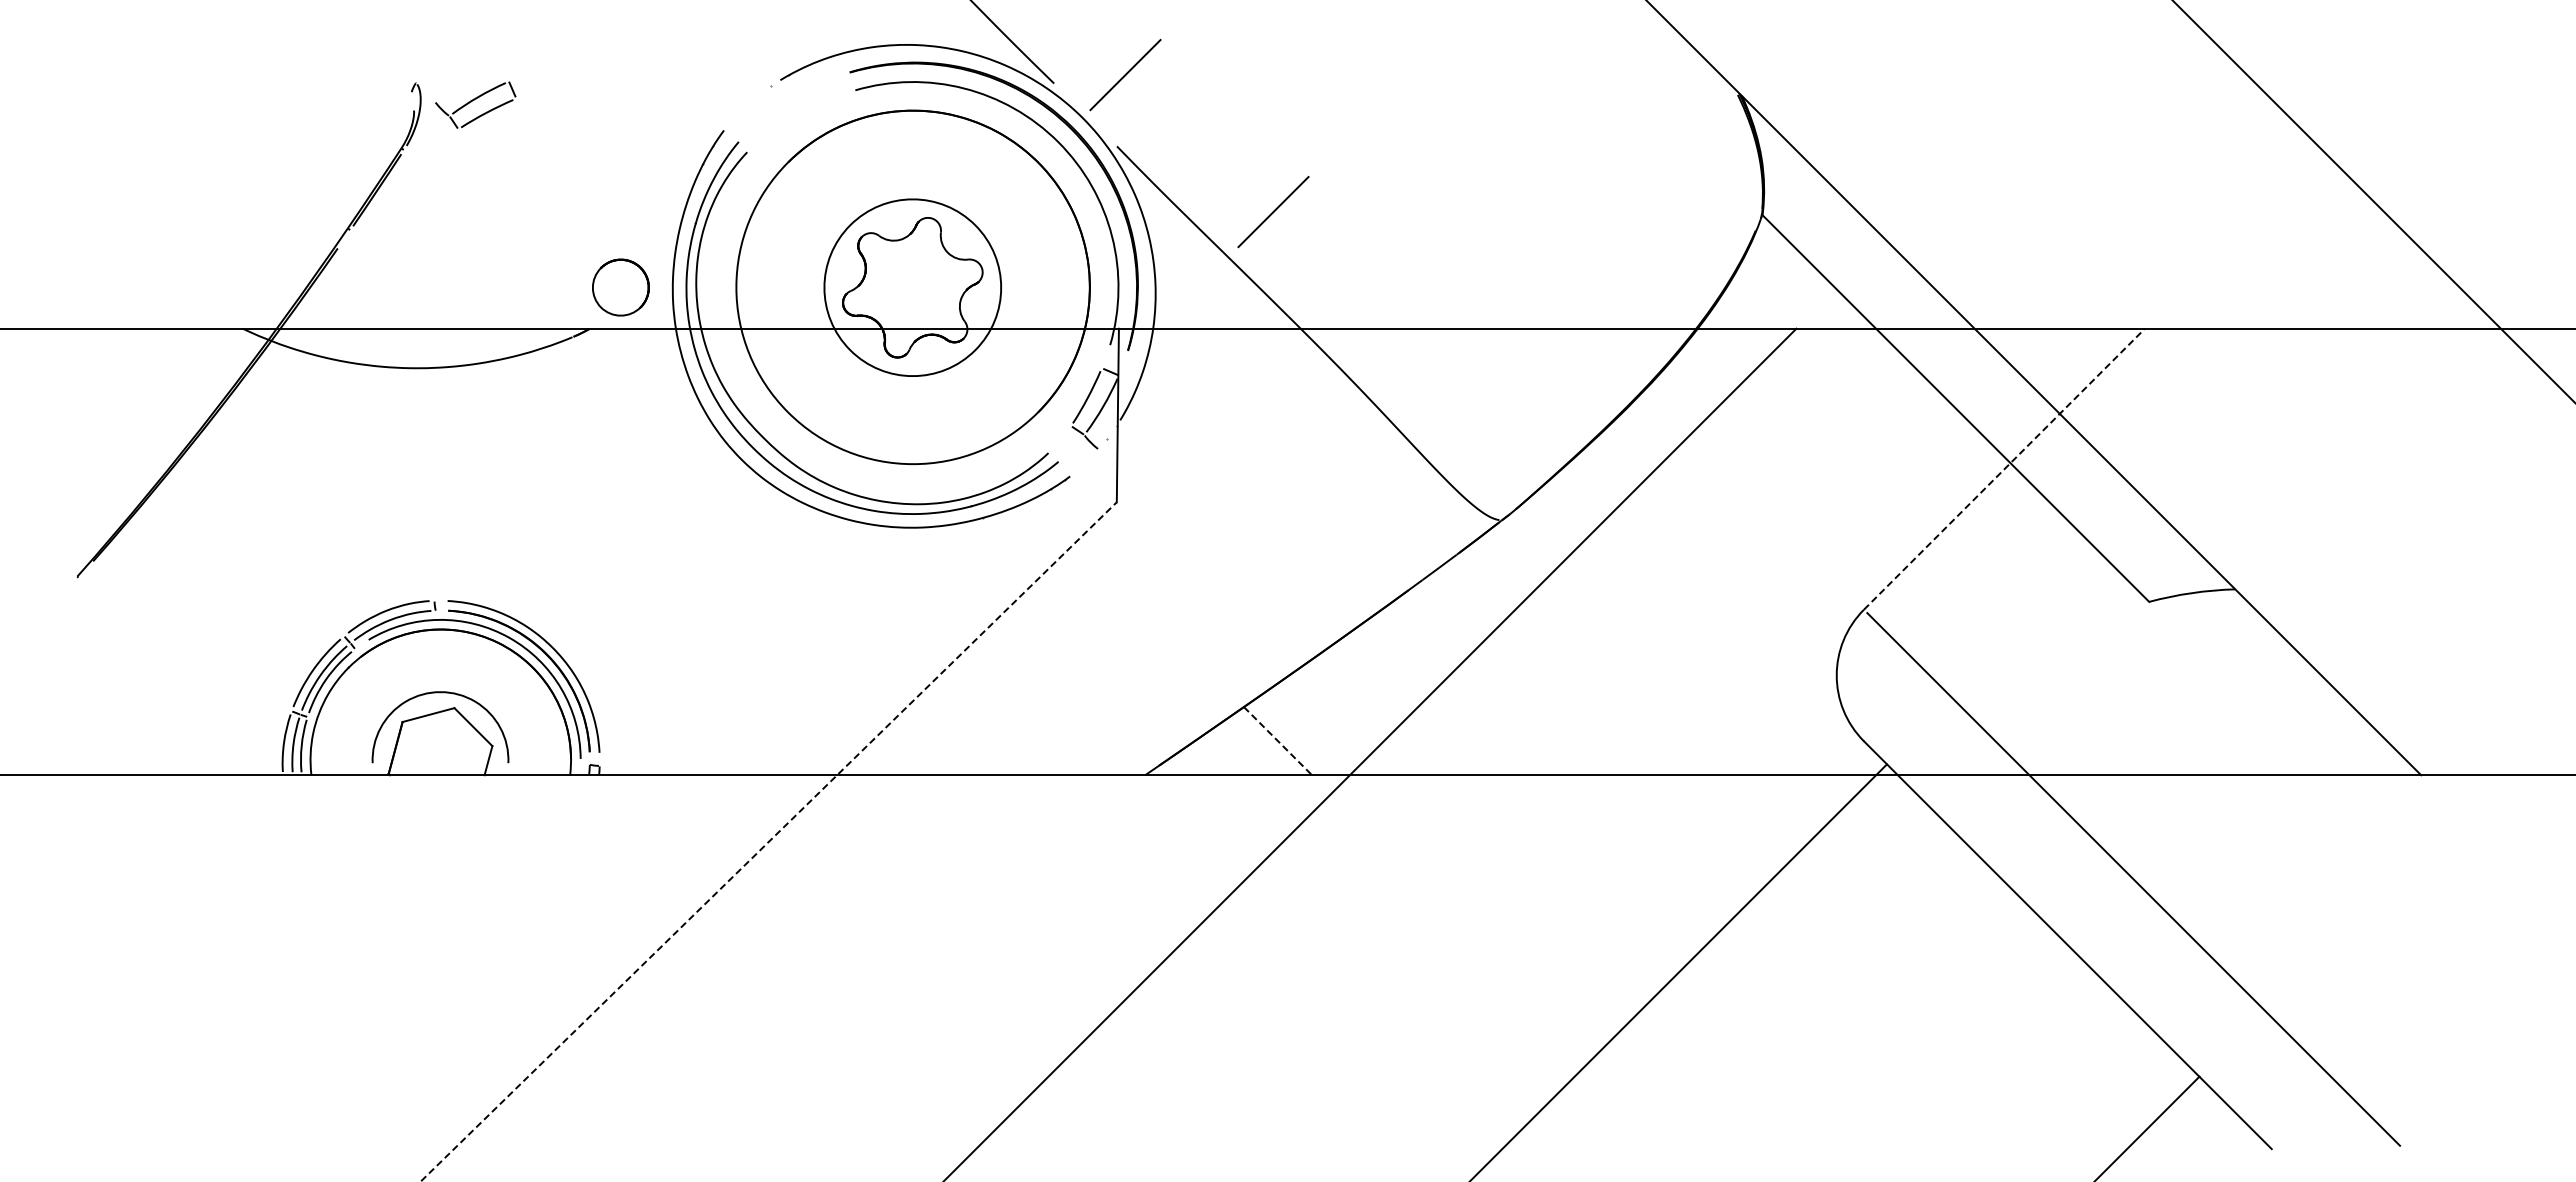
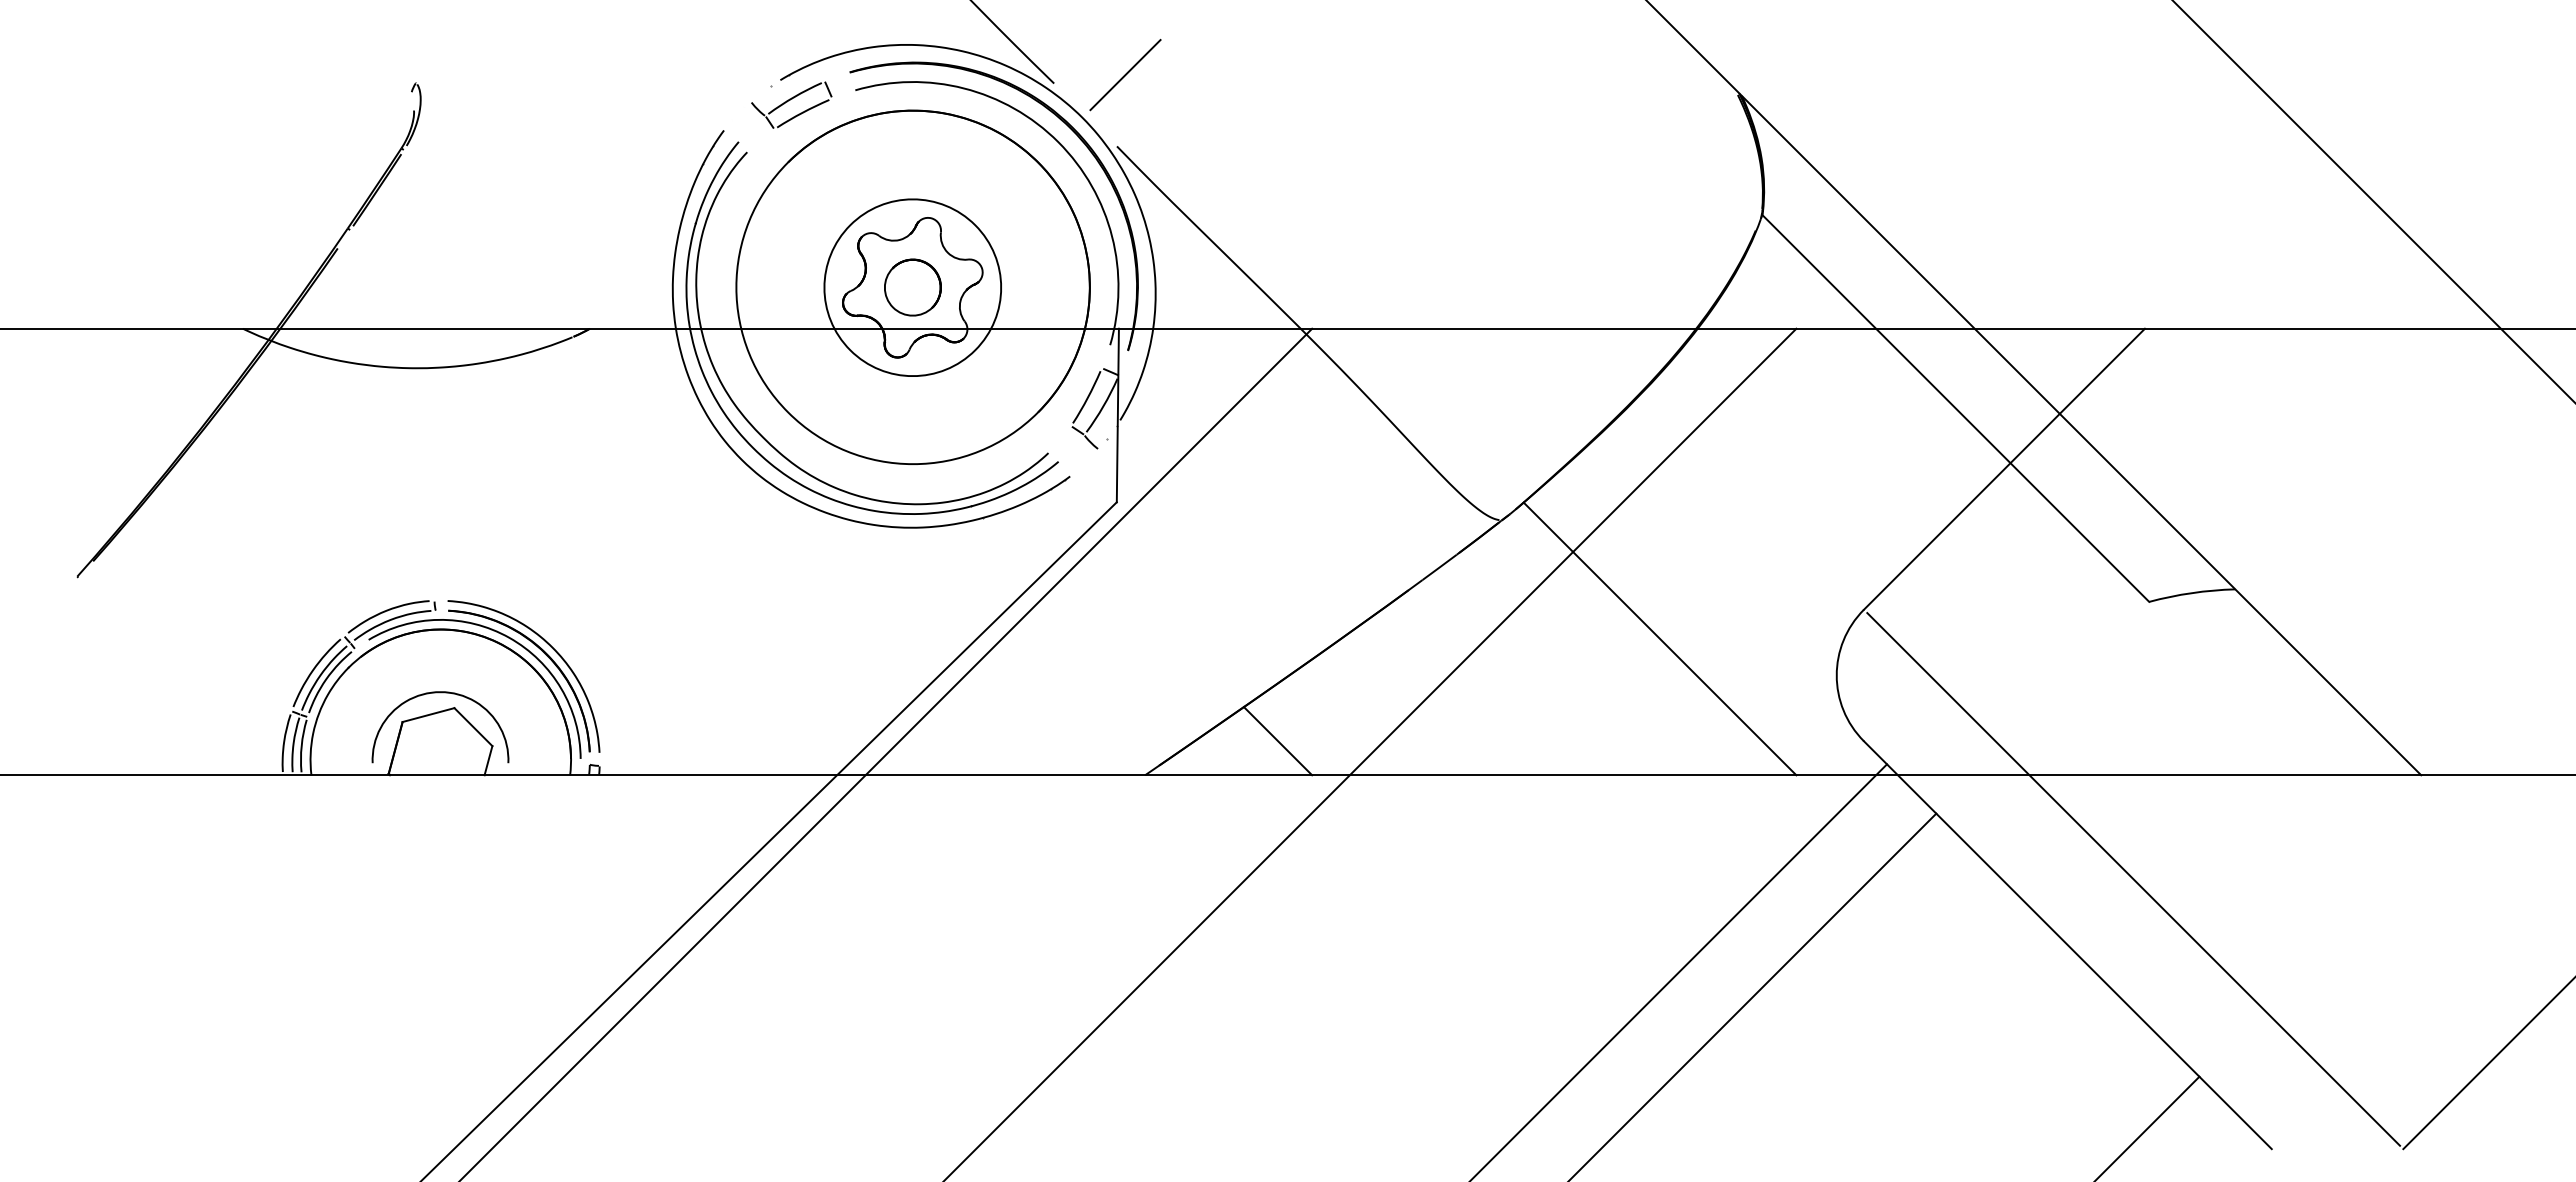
part position: (475, 104) -> (791, 104) (791, 104)
line: present -> none (1273, 211)
part position: (620, 287) -> (912, 287) (912, 287)
line: dashed -> solid (2004, 469)
line: none -> present (1659, 638)
line: dashed -> solid (1278, 741)
line: none -> present (887, 753)
line: dashed -> solid (769, 841)
line: none -> present (1753, 995)
line: none -> present (2487, 1064)
